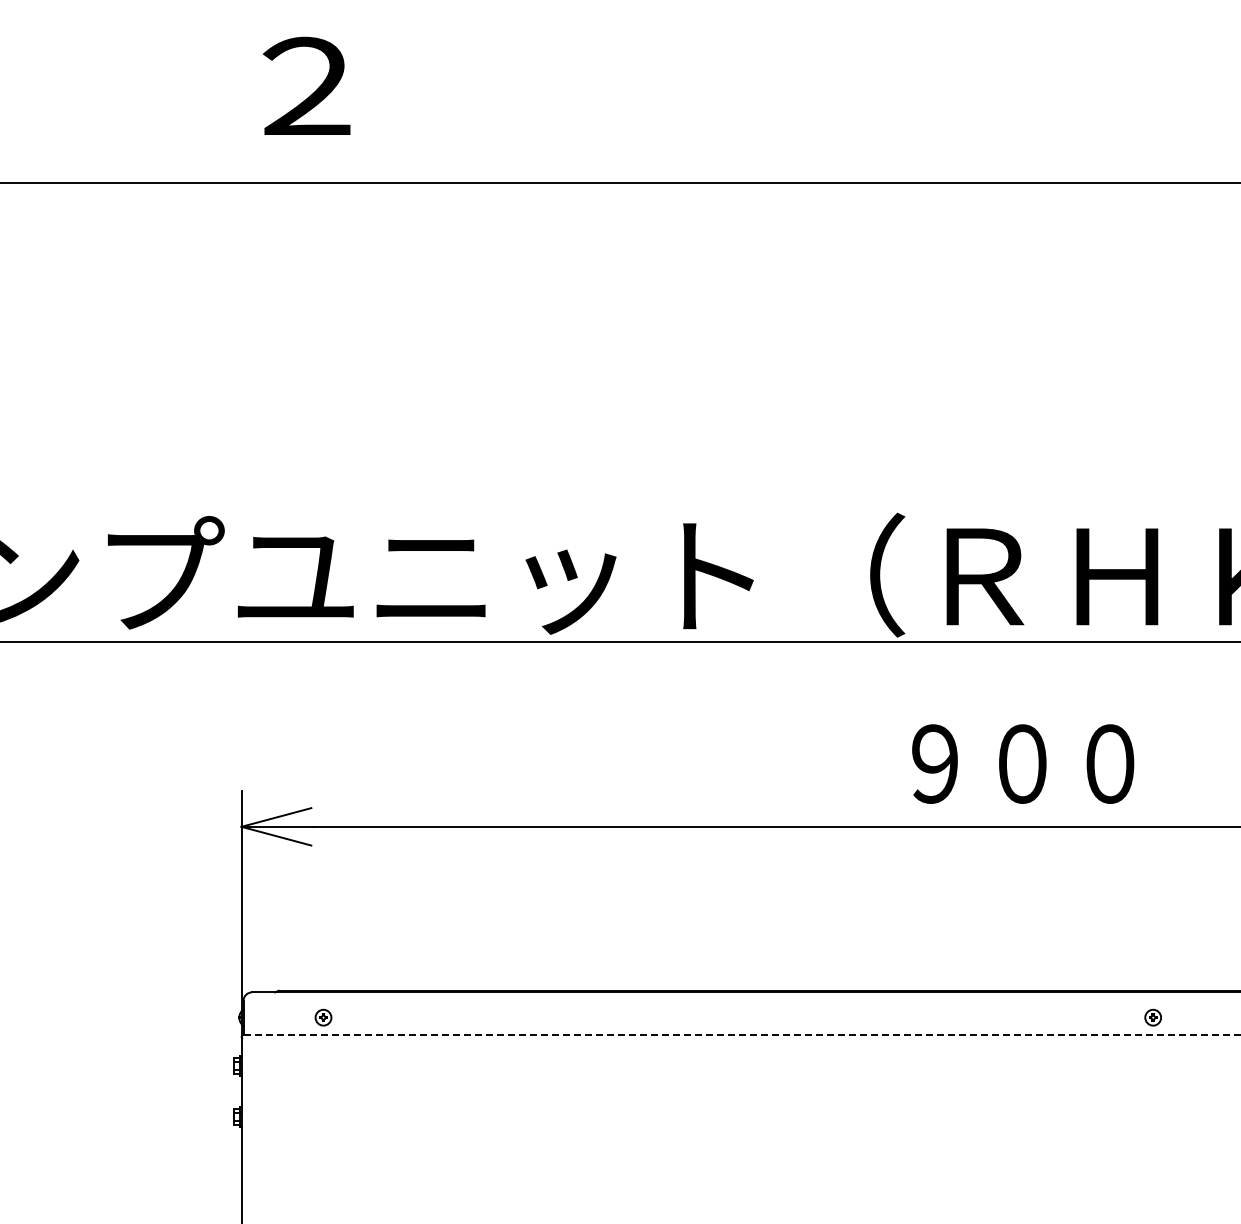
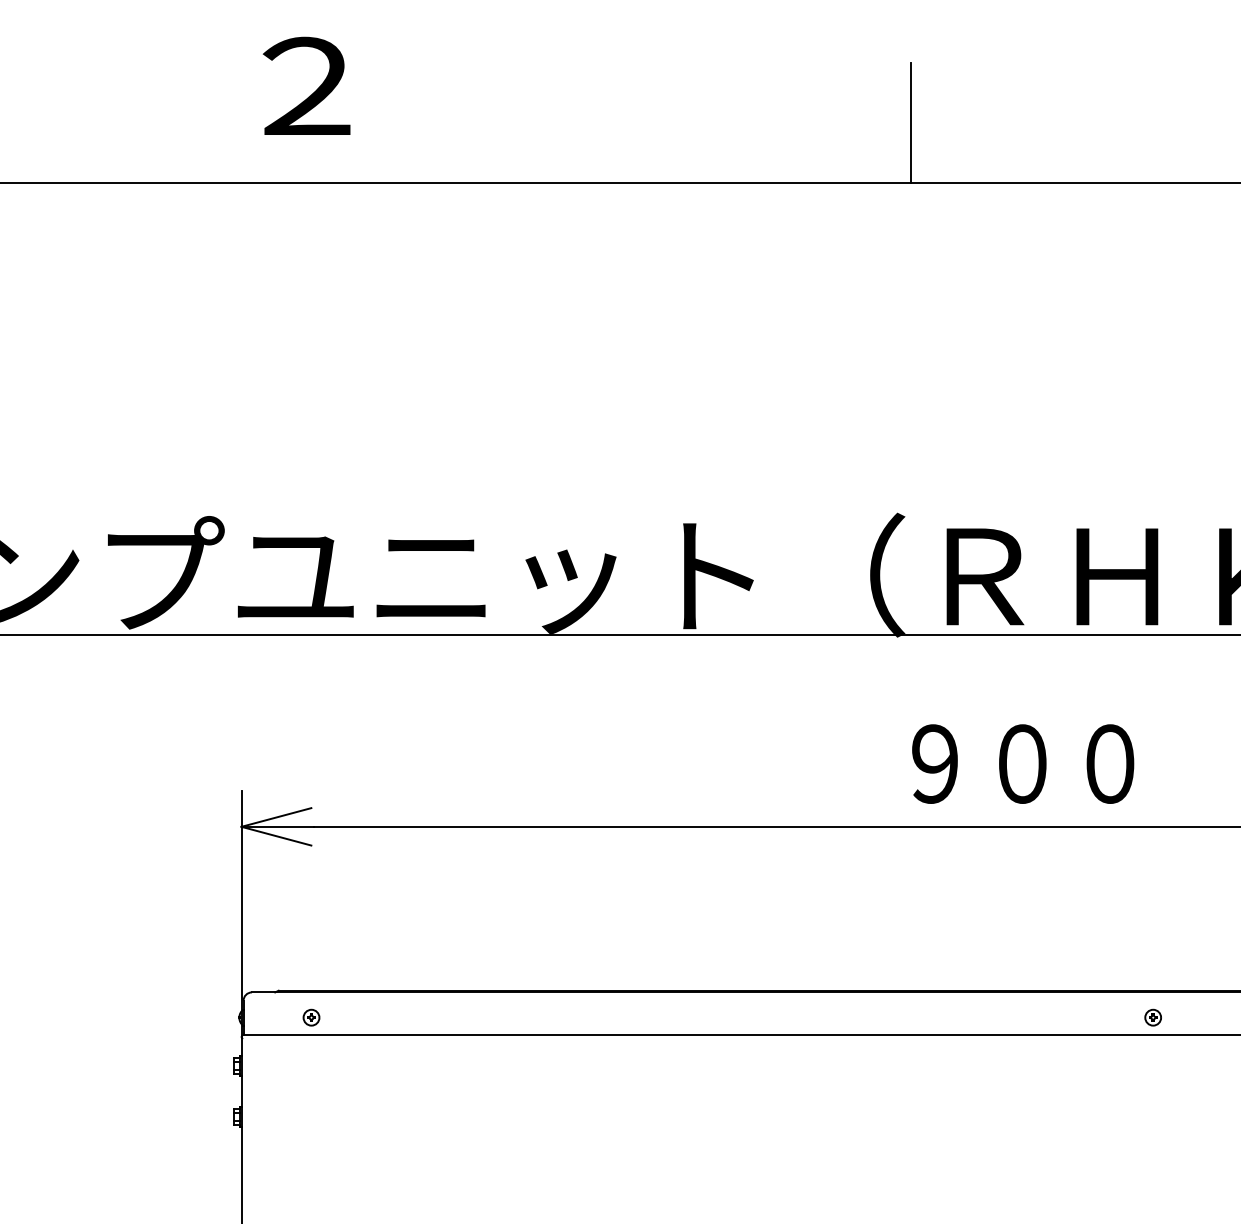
line: none -> present (911, 122)
line position: (619, 641) -> (619, 634) (619, 634)
part position: (323, 1017) -> (311, 1017) (311, 1017)
line: dashed -> solid (742, 1034)
